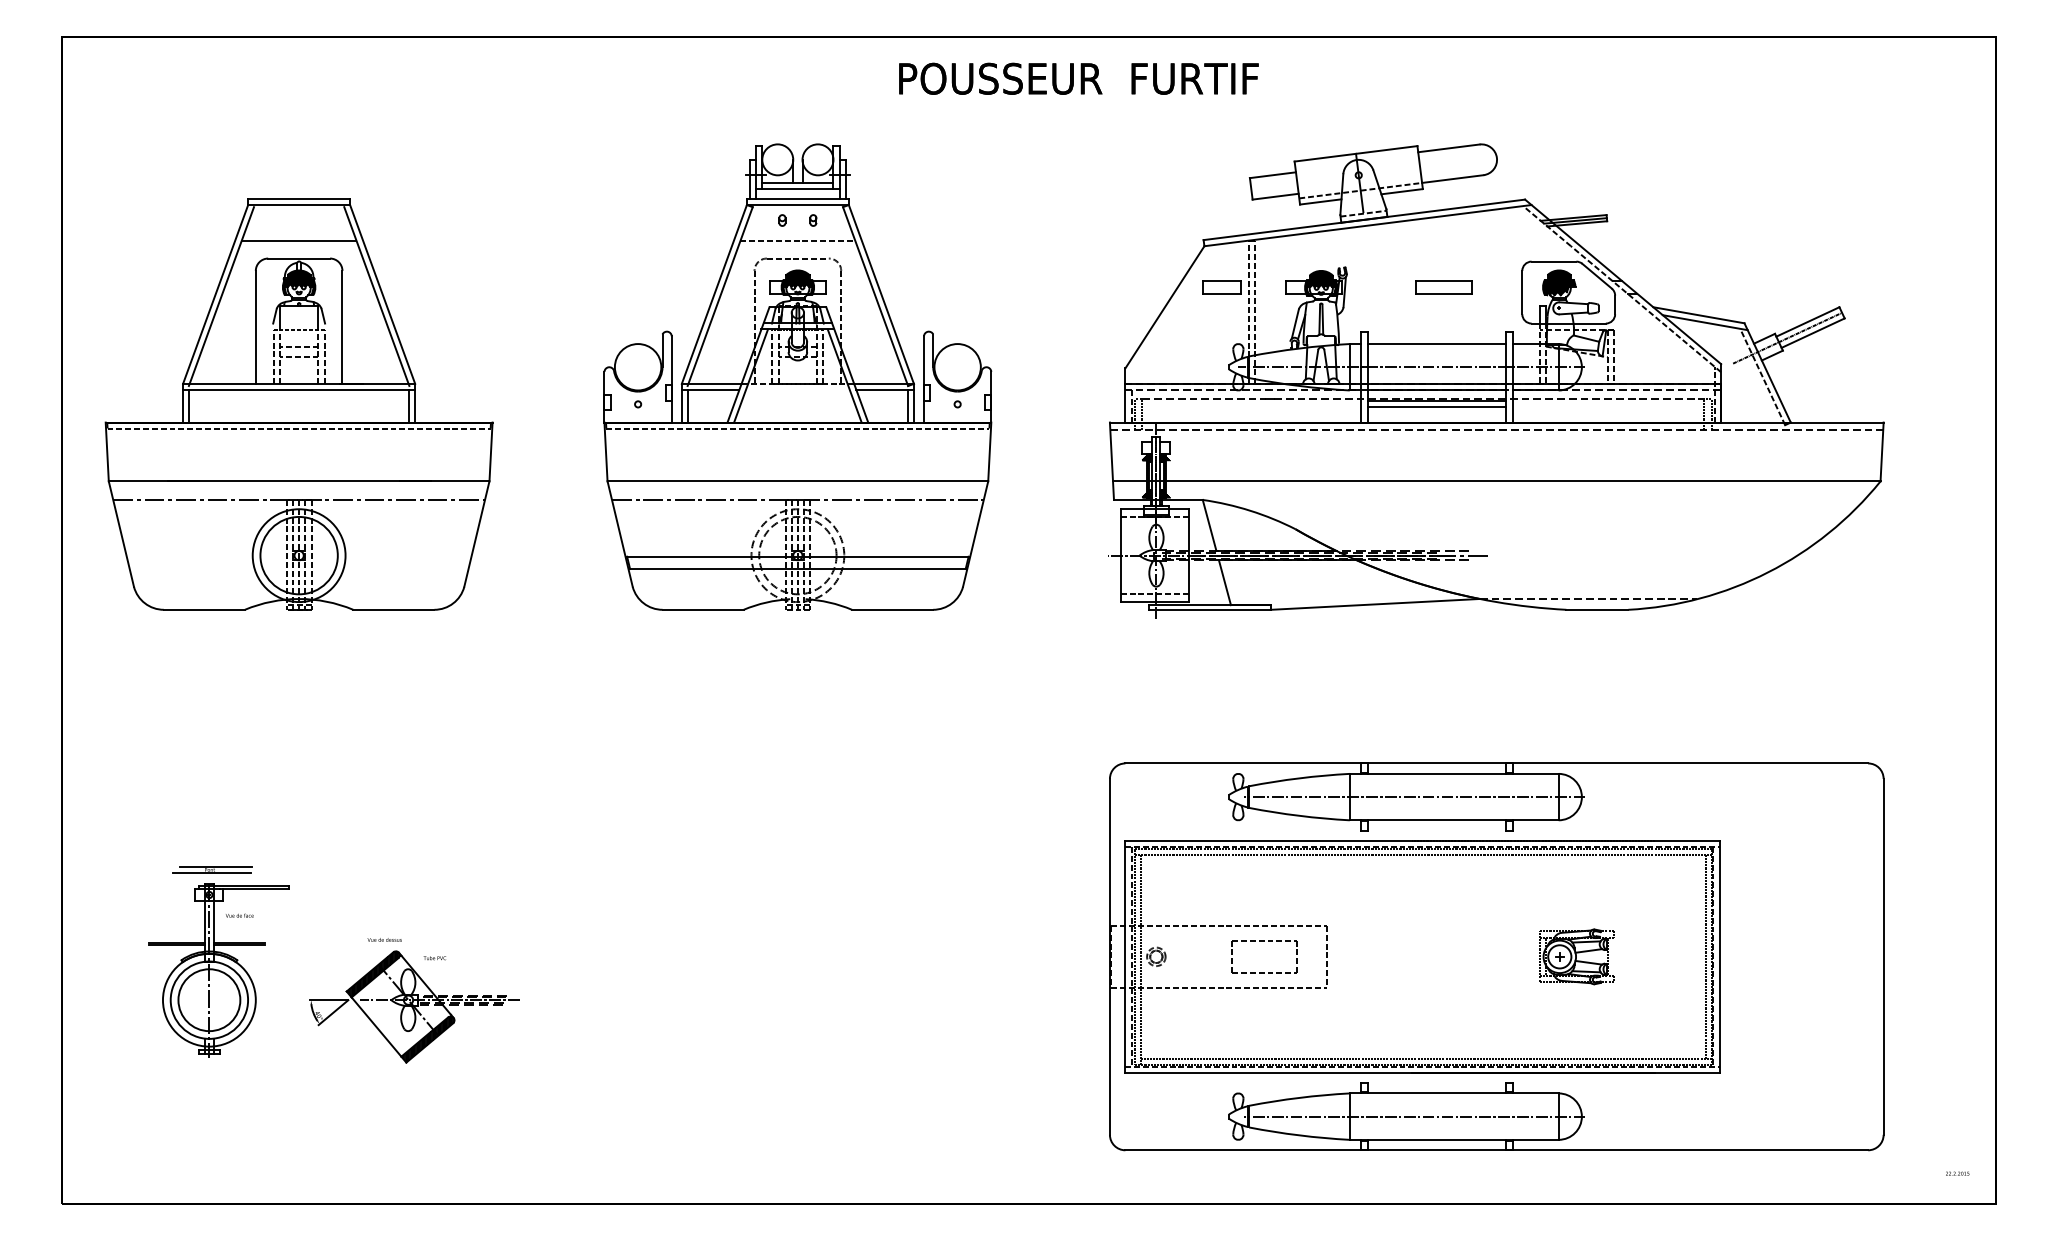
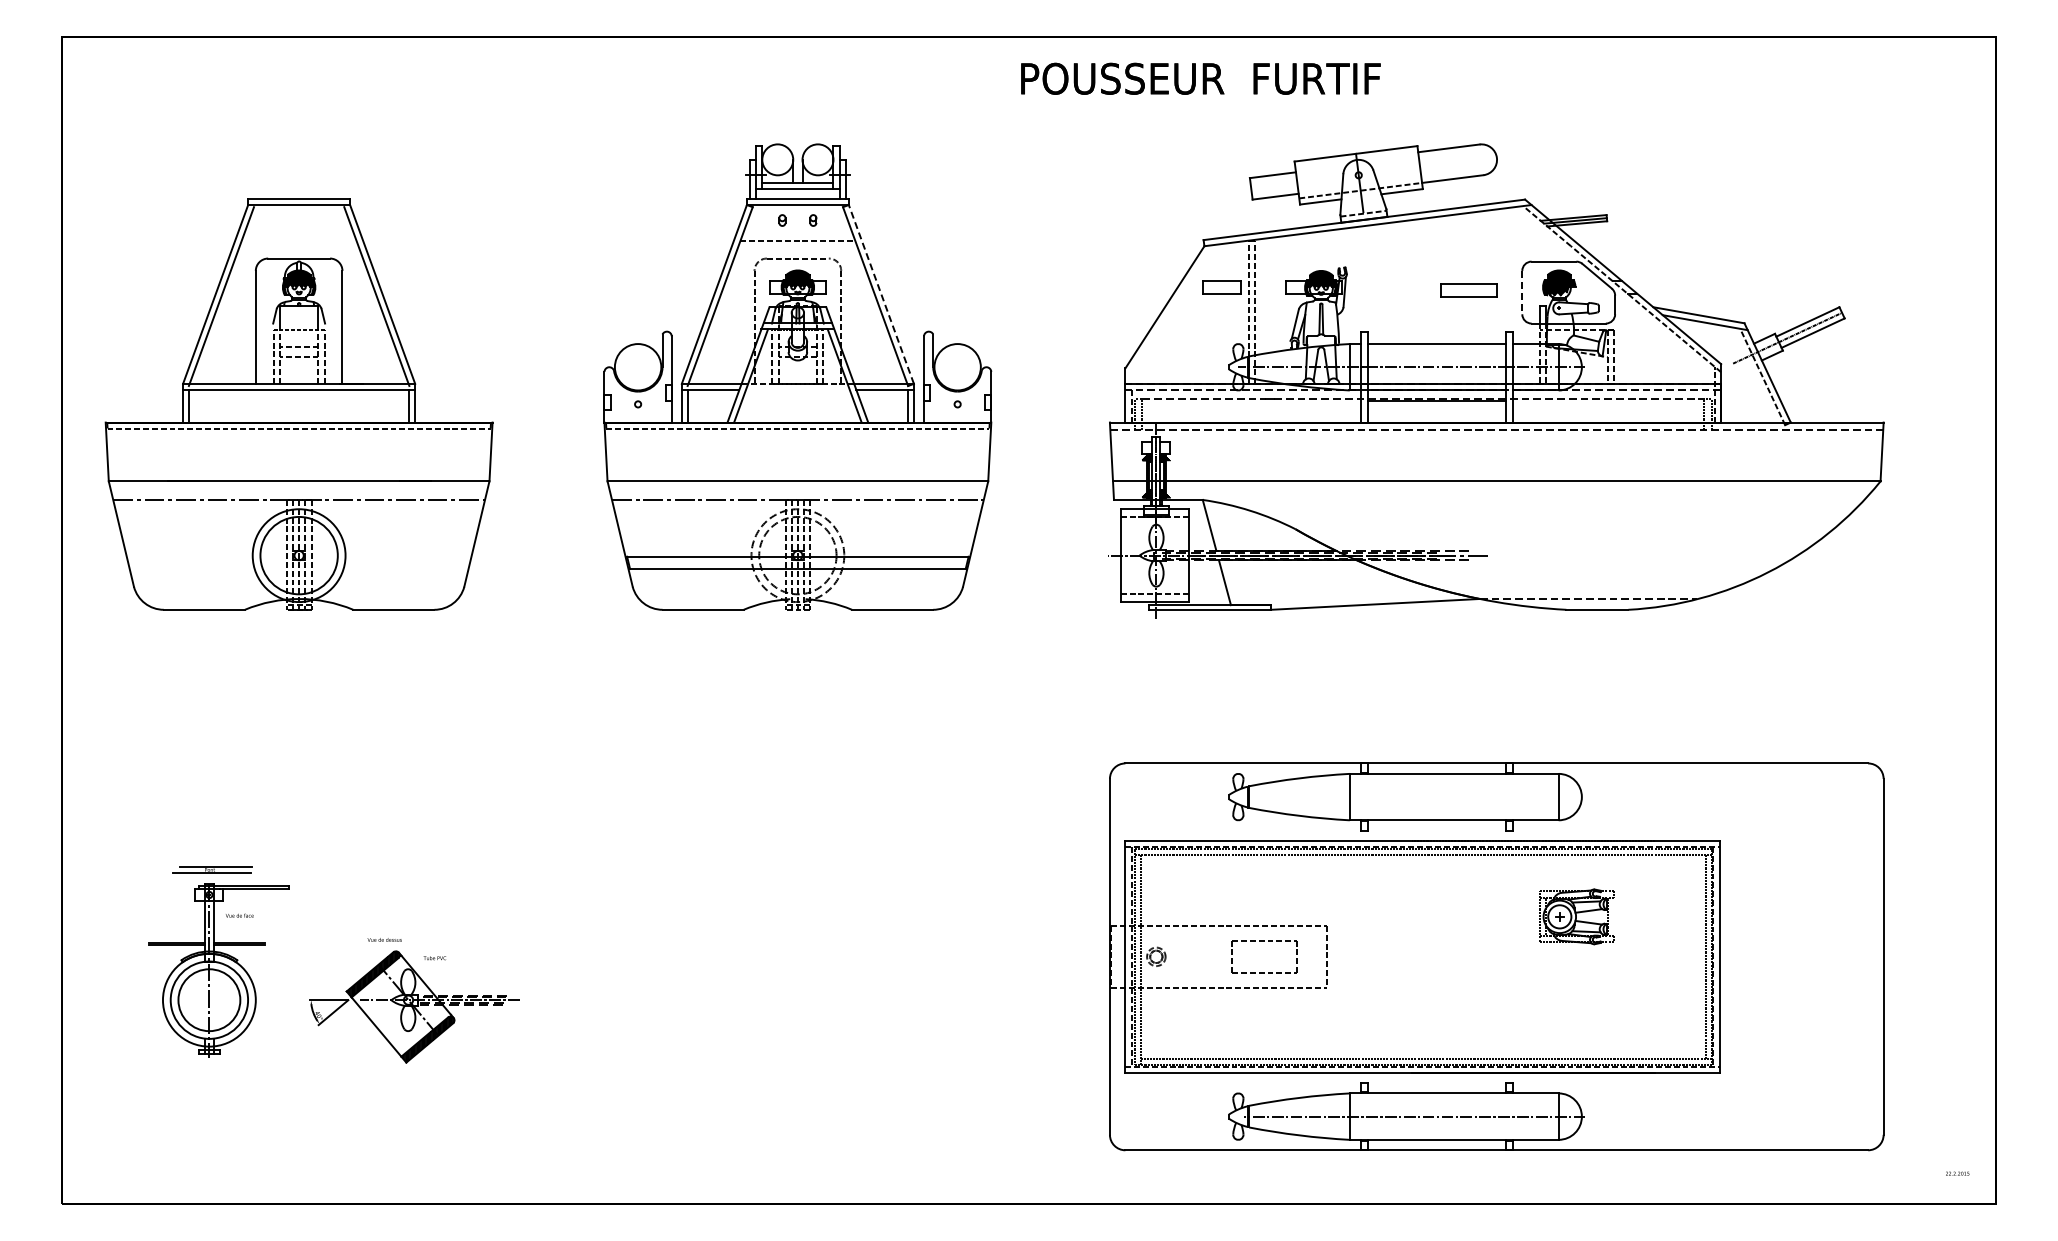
text position: (1078, 78) -> (1200, 78) (1200, 78)
line: present -> none (298, 240)
part position: (1443, 287) -> (1468, 290) (1468, 290)
line: solid -> dashed (1522, 292)
line: solid -> dashed (881, 294)
line: present -> none (1436, 407)
line: present -> none (1414, 797)
part position: (1576, 956) -> (1576, 916) (1576, 916)
